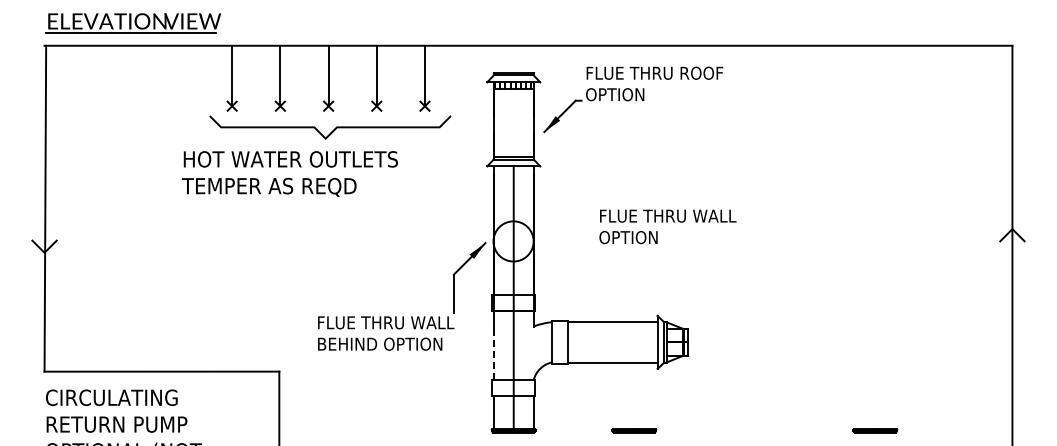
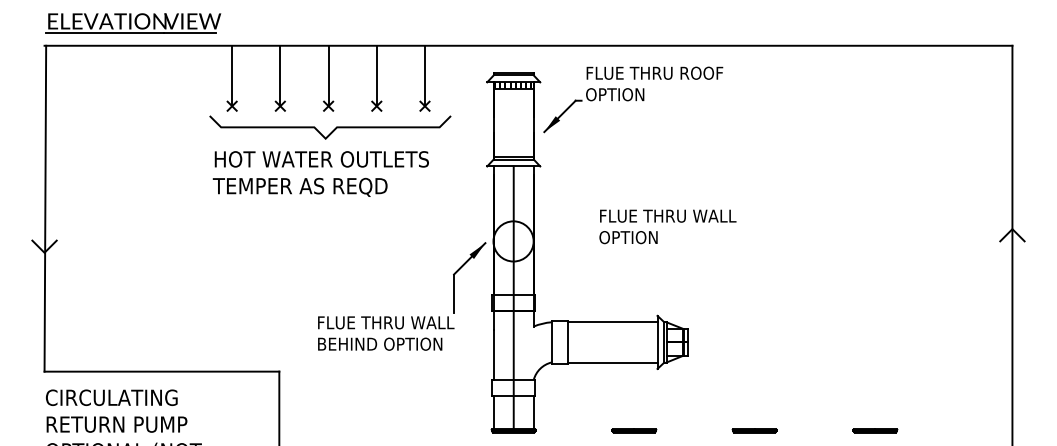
text position: (289, 173) -> (320, 173) (320, 173)
line: dashed -> solid (493, 354)
part: none -> present (754, 430)
